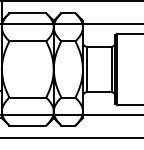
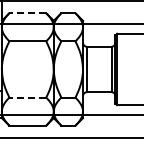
line: solid -> dashed (27, 13)
line: solid -> dashed (27, 97)
